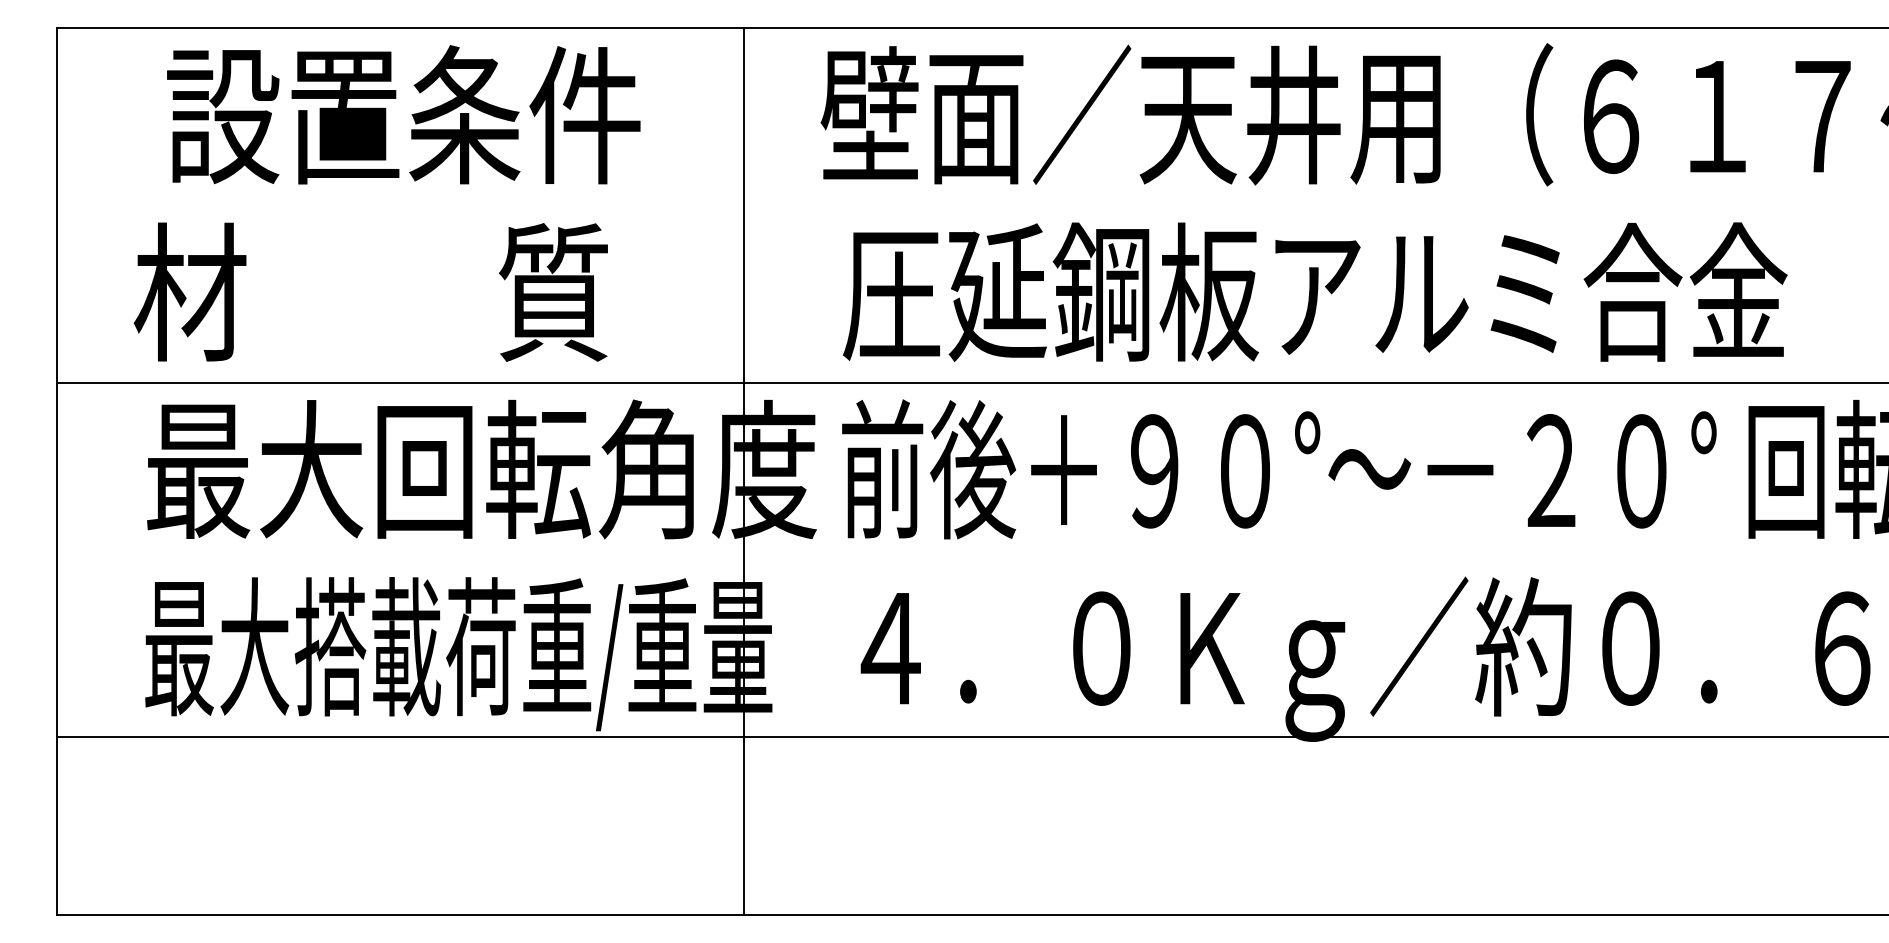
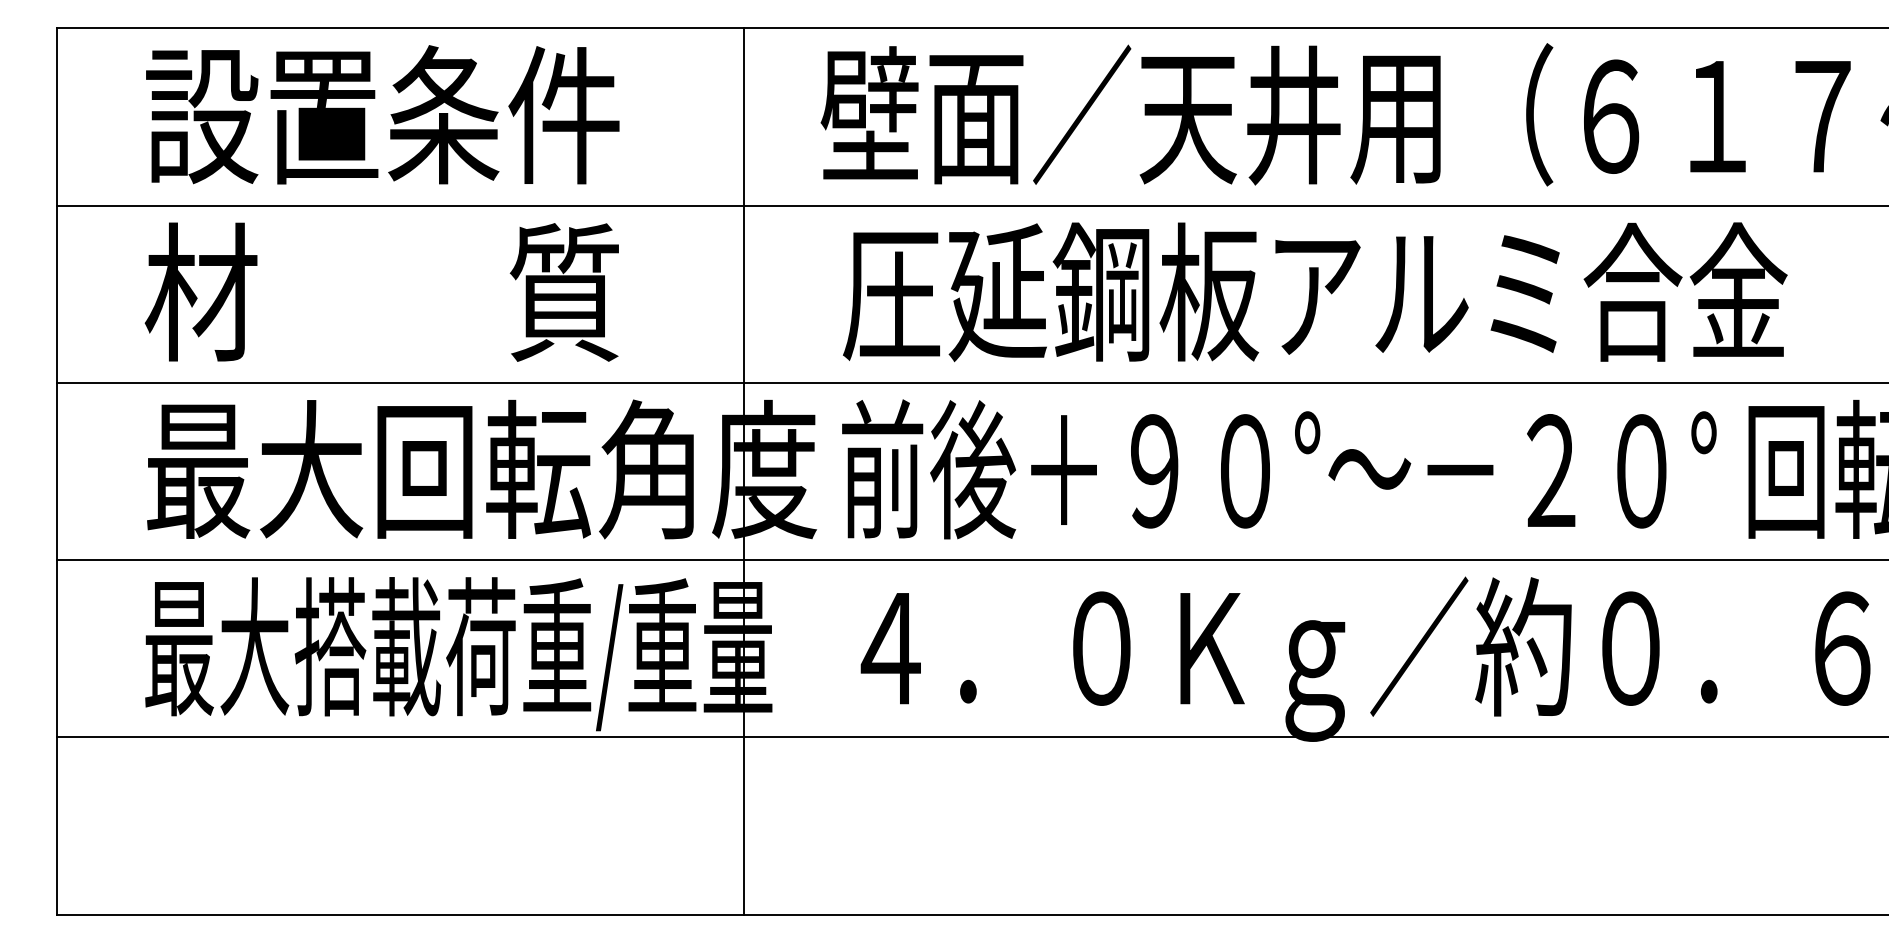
text position: (403, 114) -> (382, 114) (382, 114)
line: none -> present (970, 205)
text position: (370, 291) -> (381, 291) (381, 291)
line: none -> present (970, 560)
